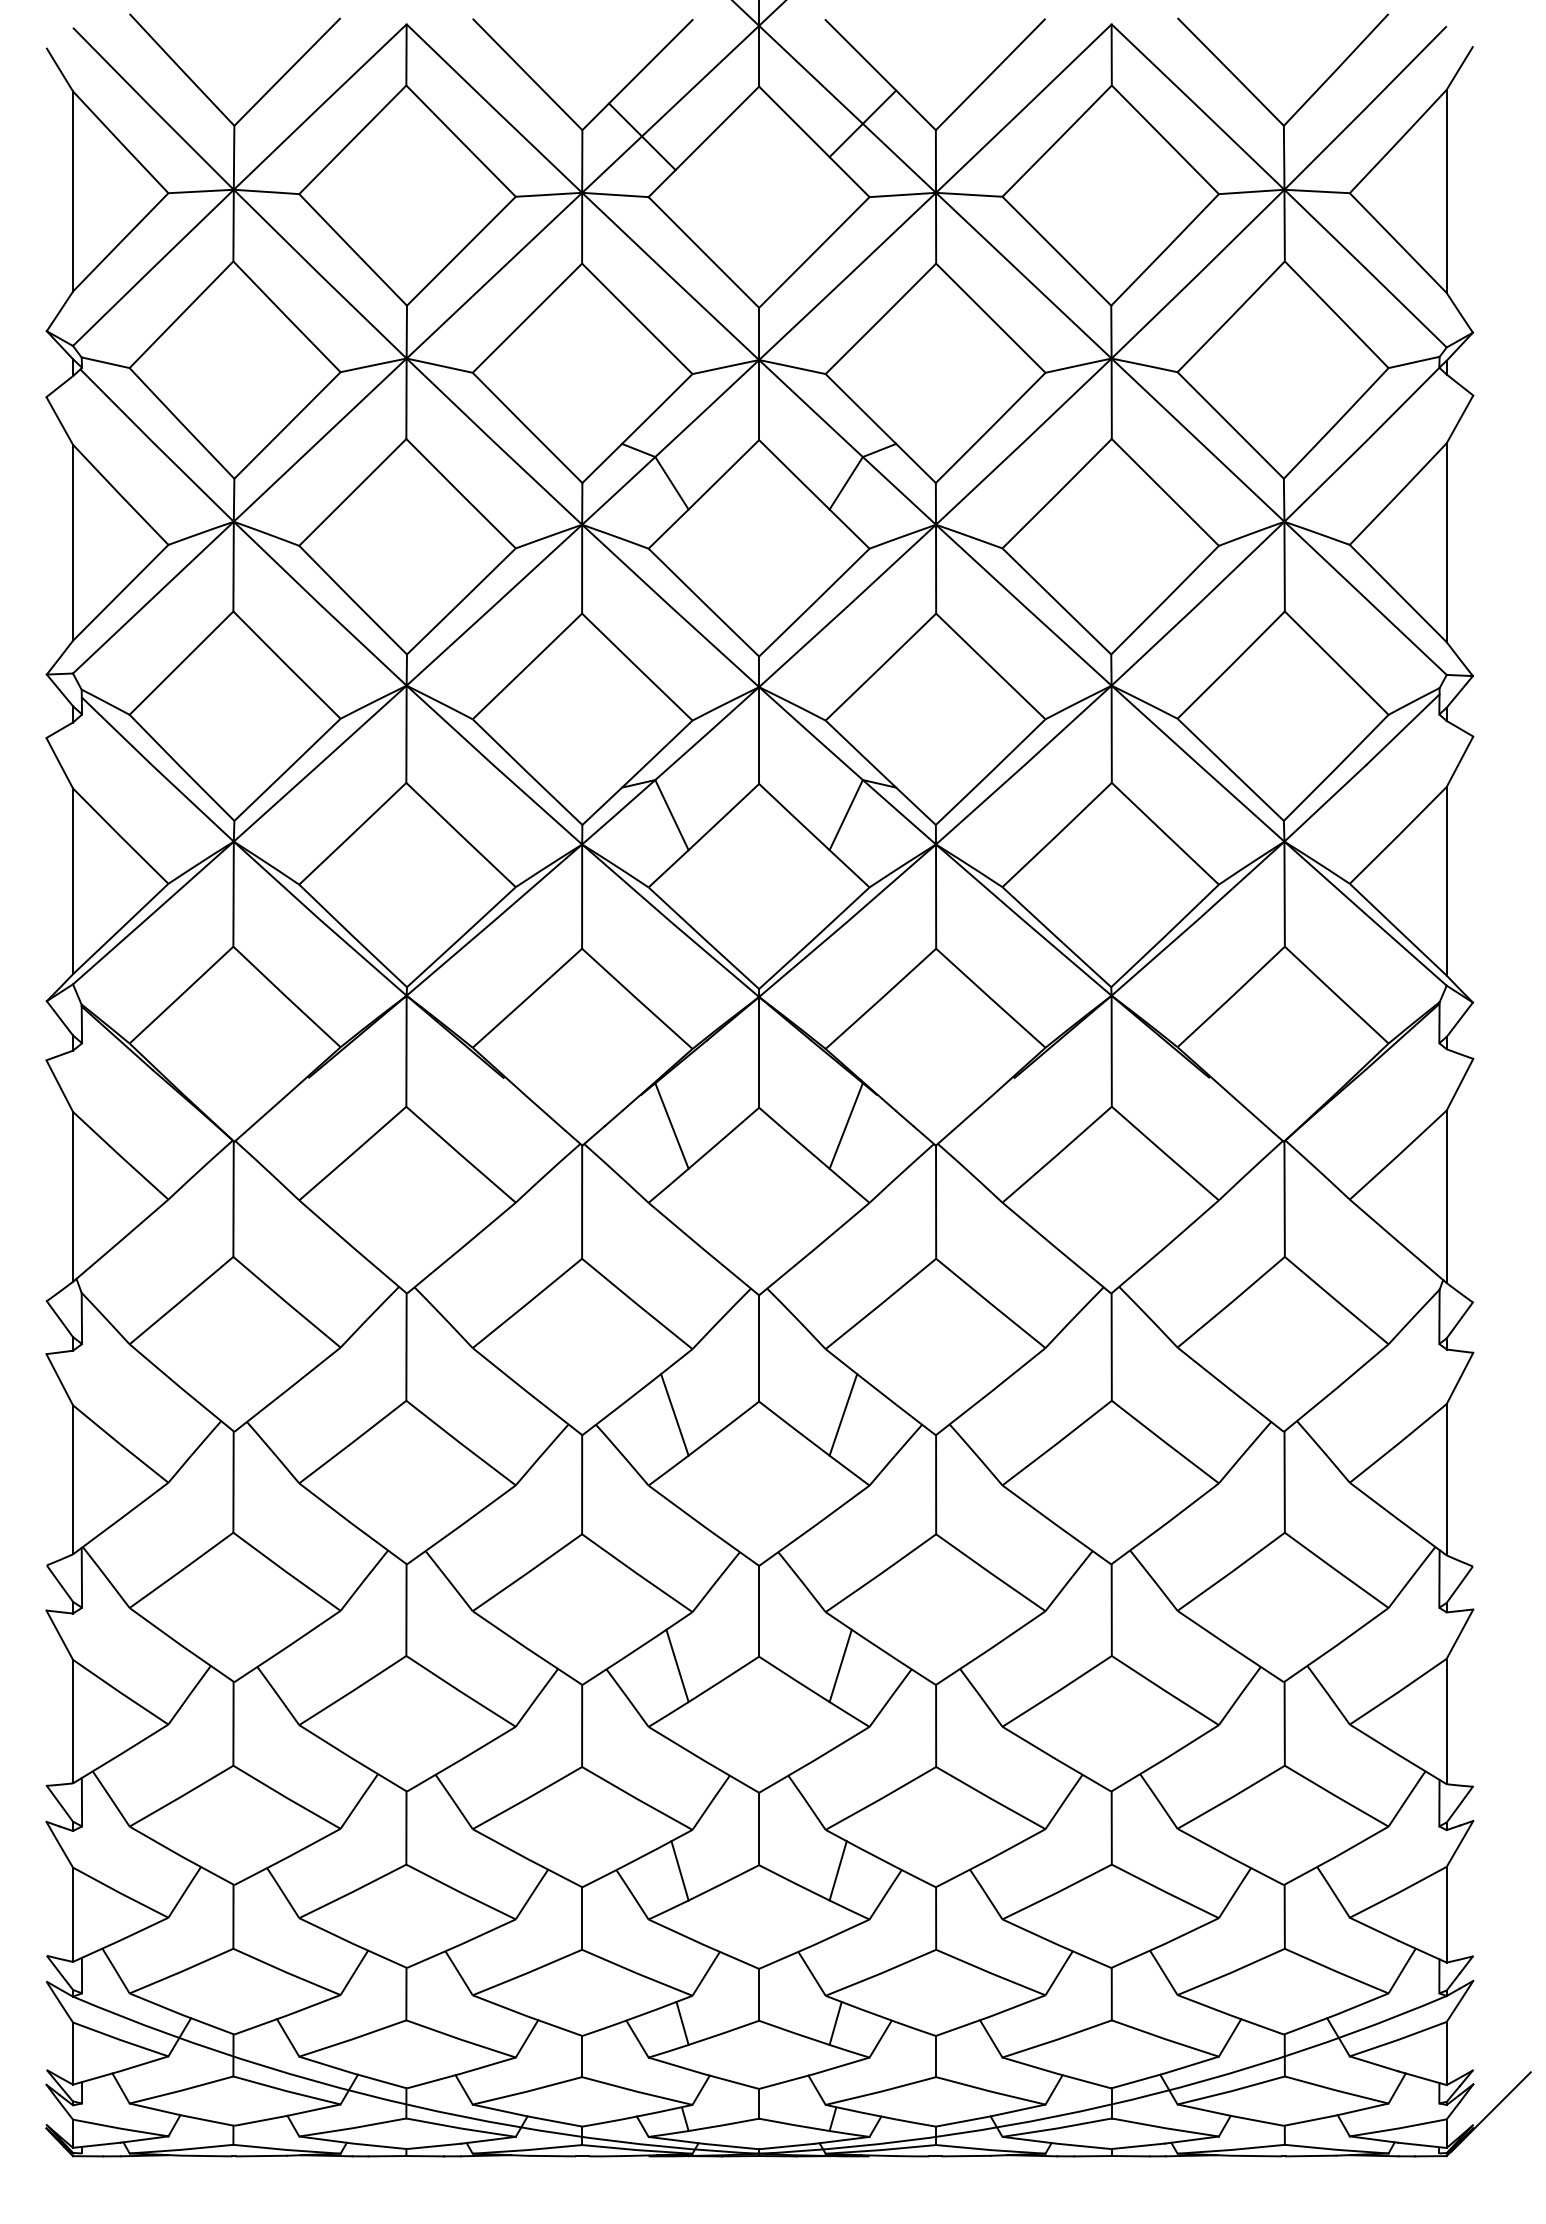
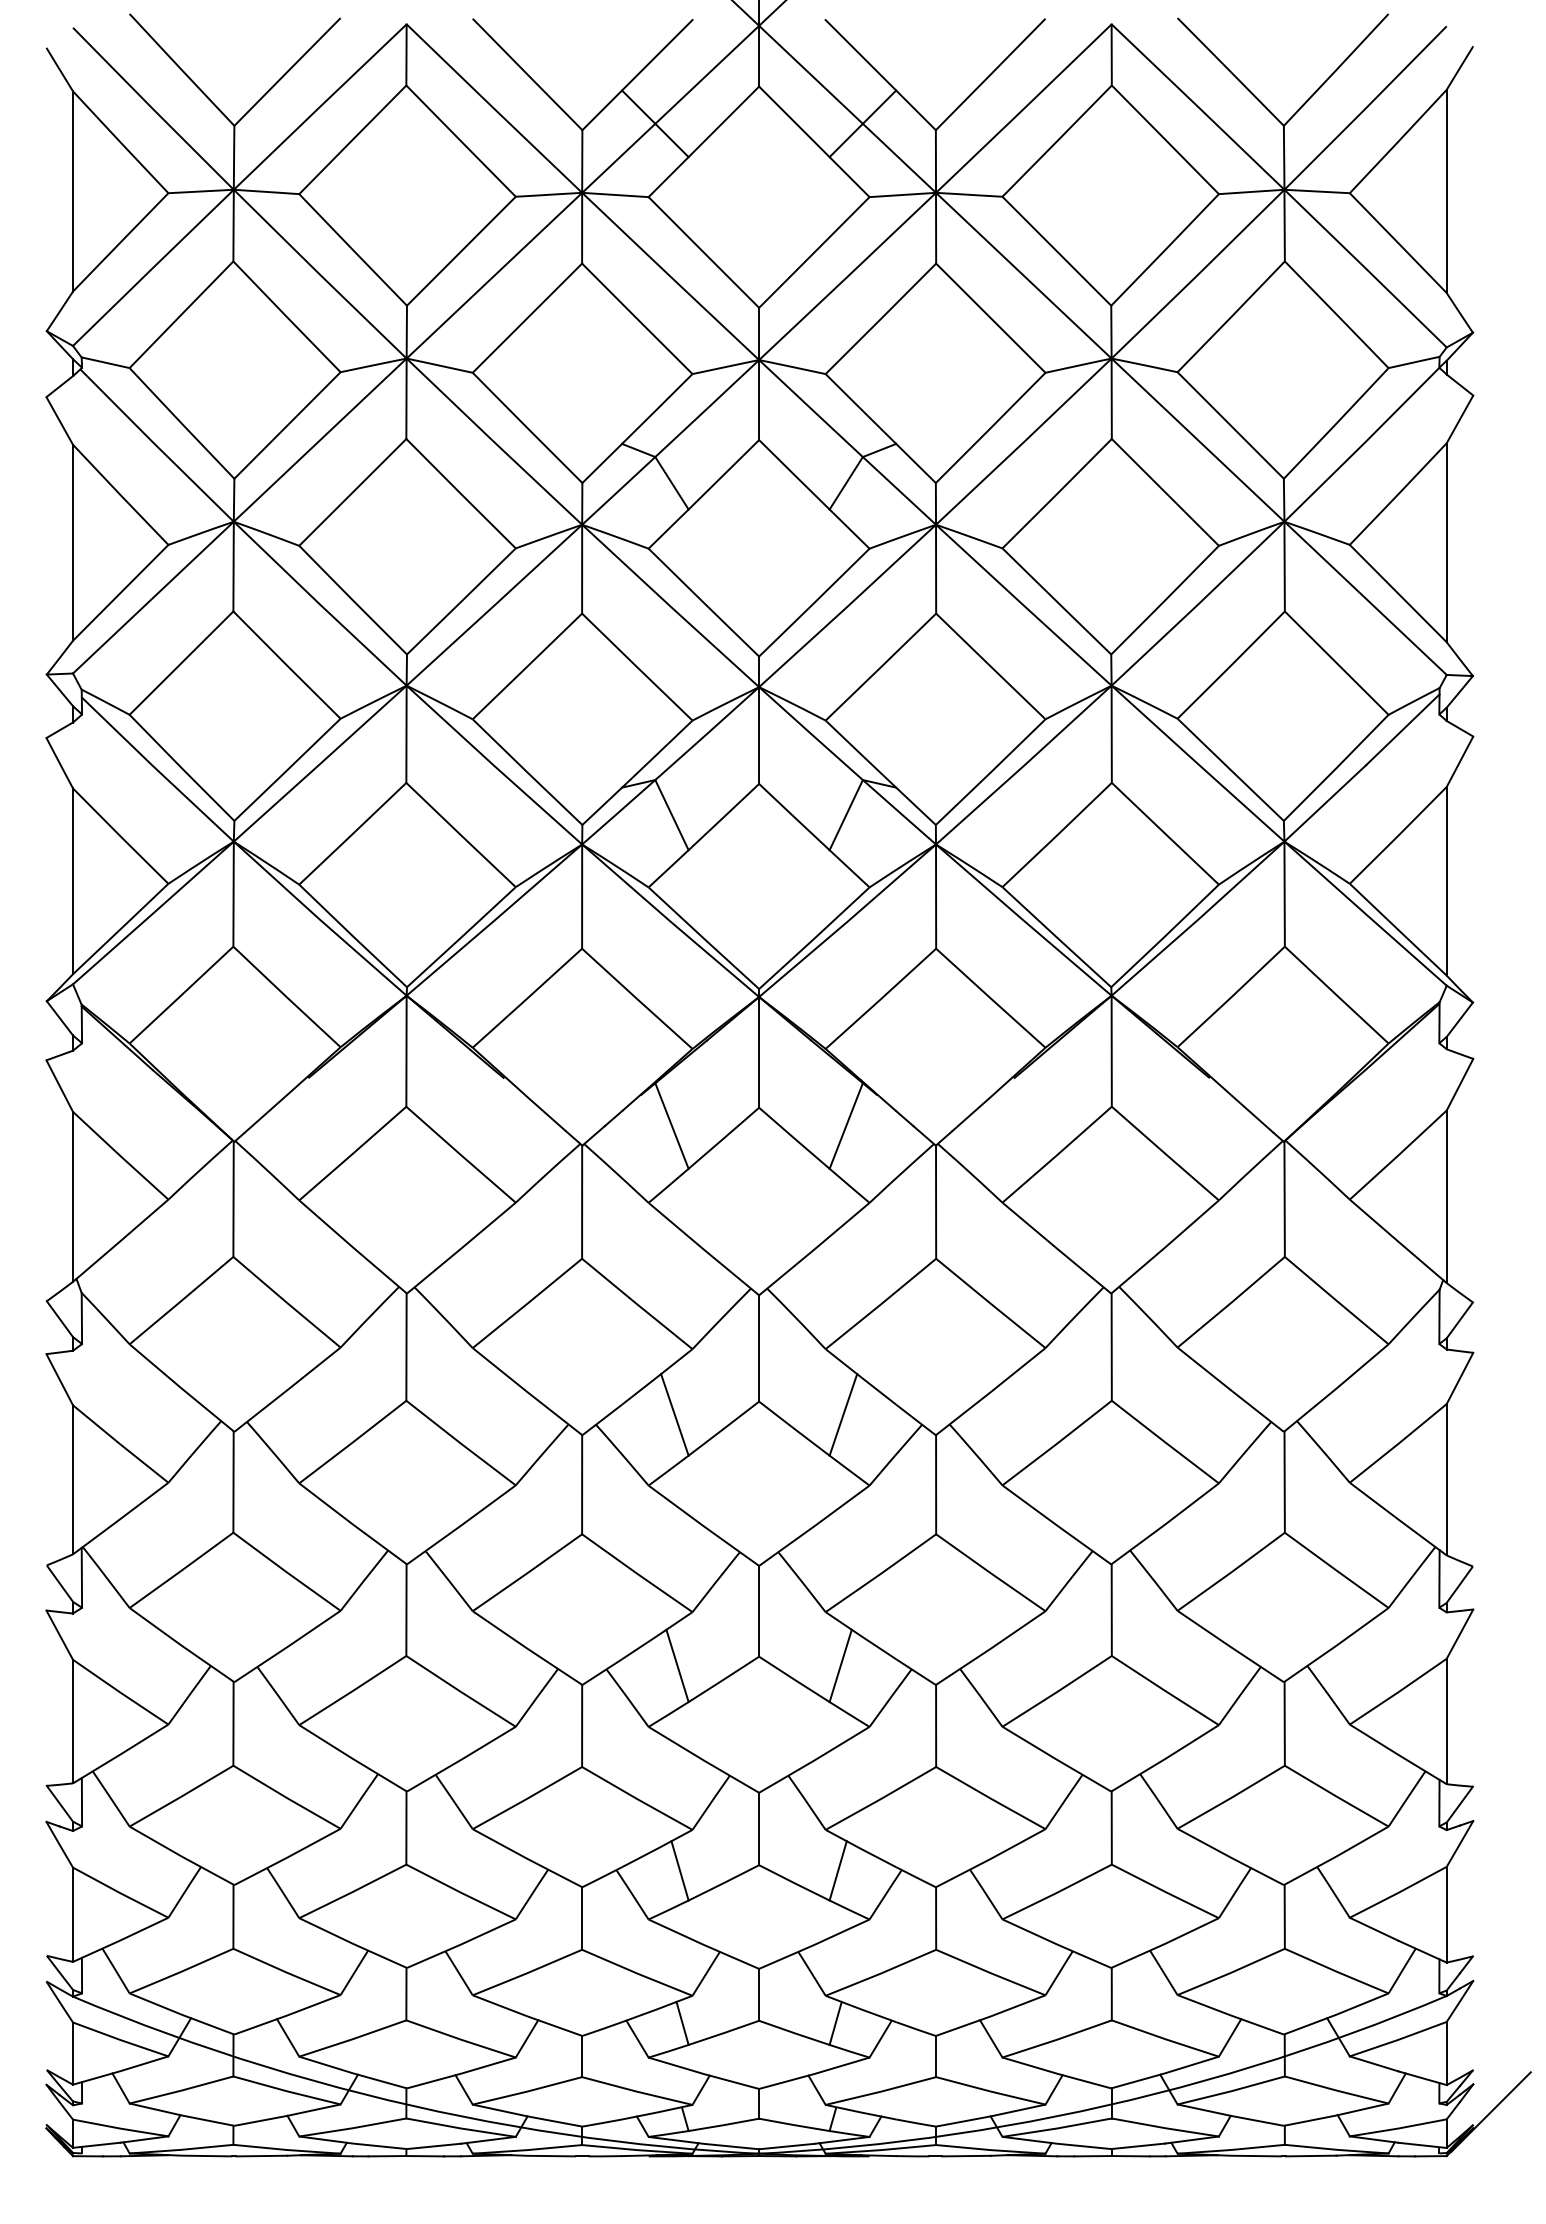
line position: (642, 136) -> (655, 123) (655, 123)
